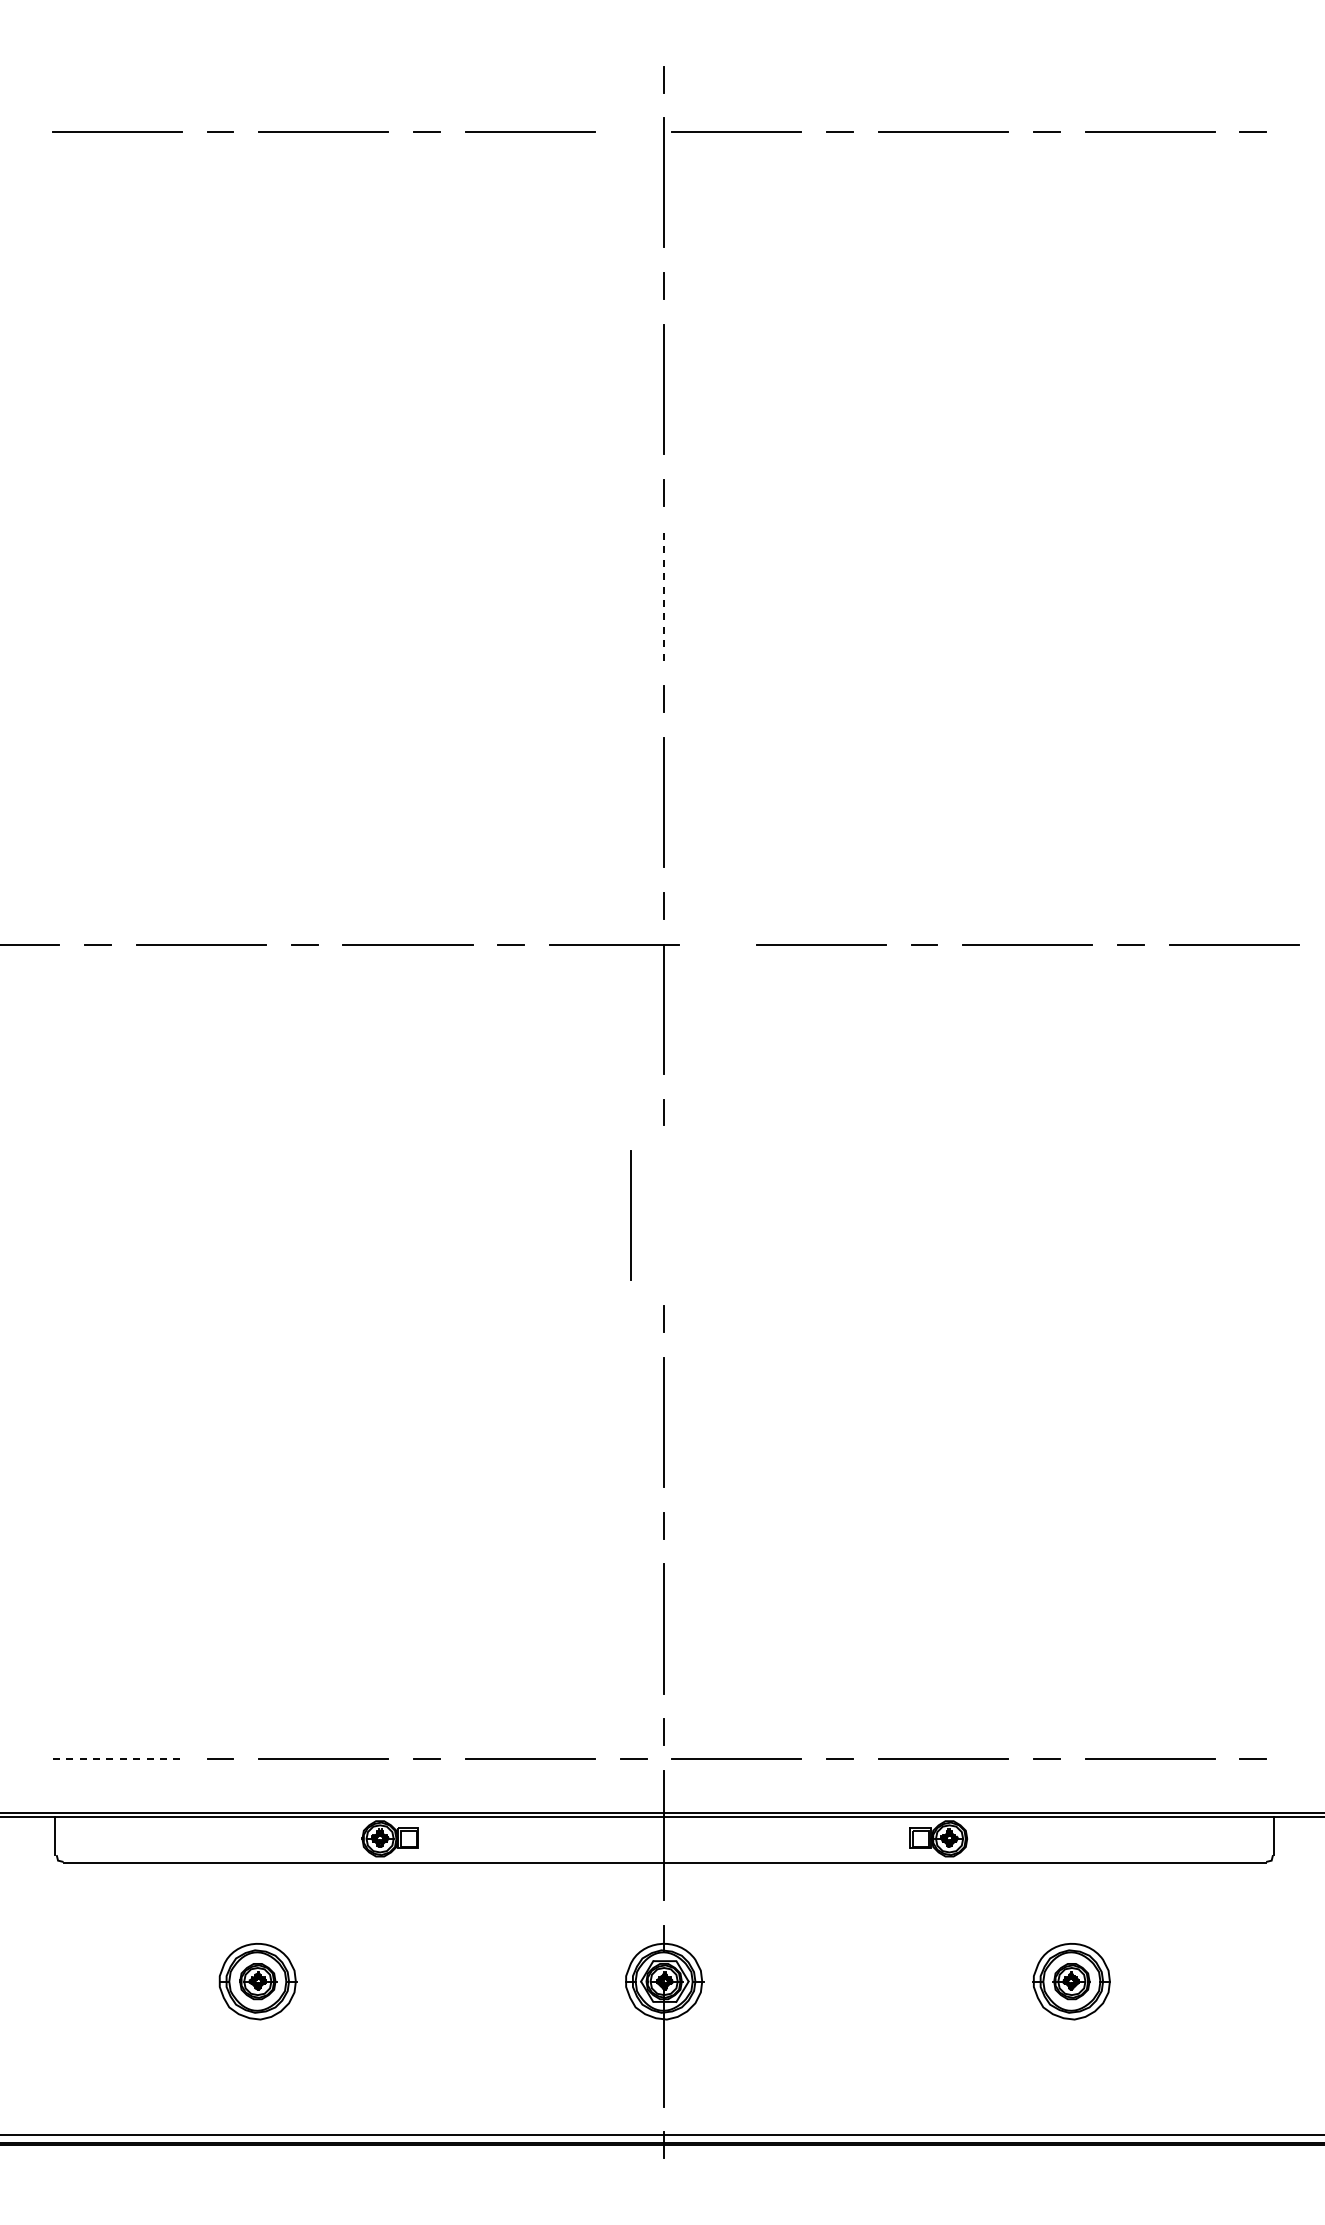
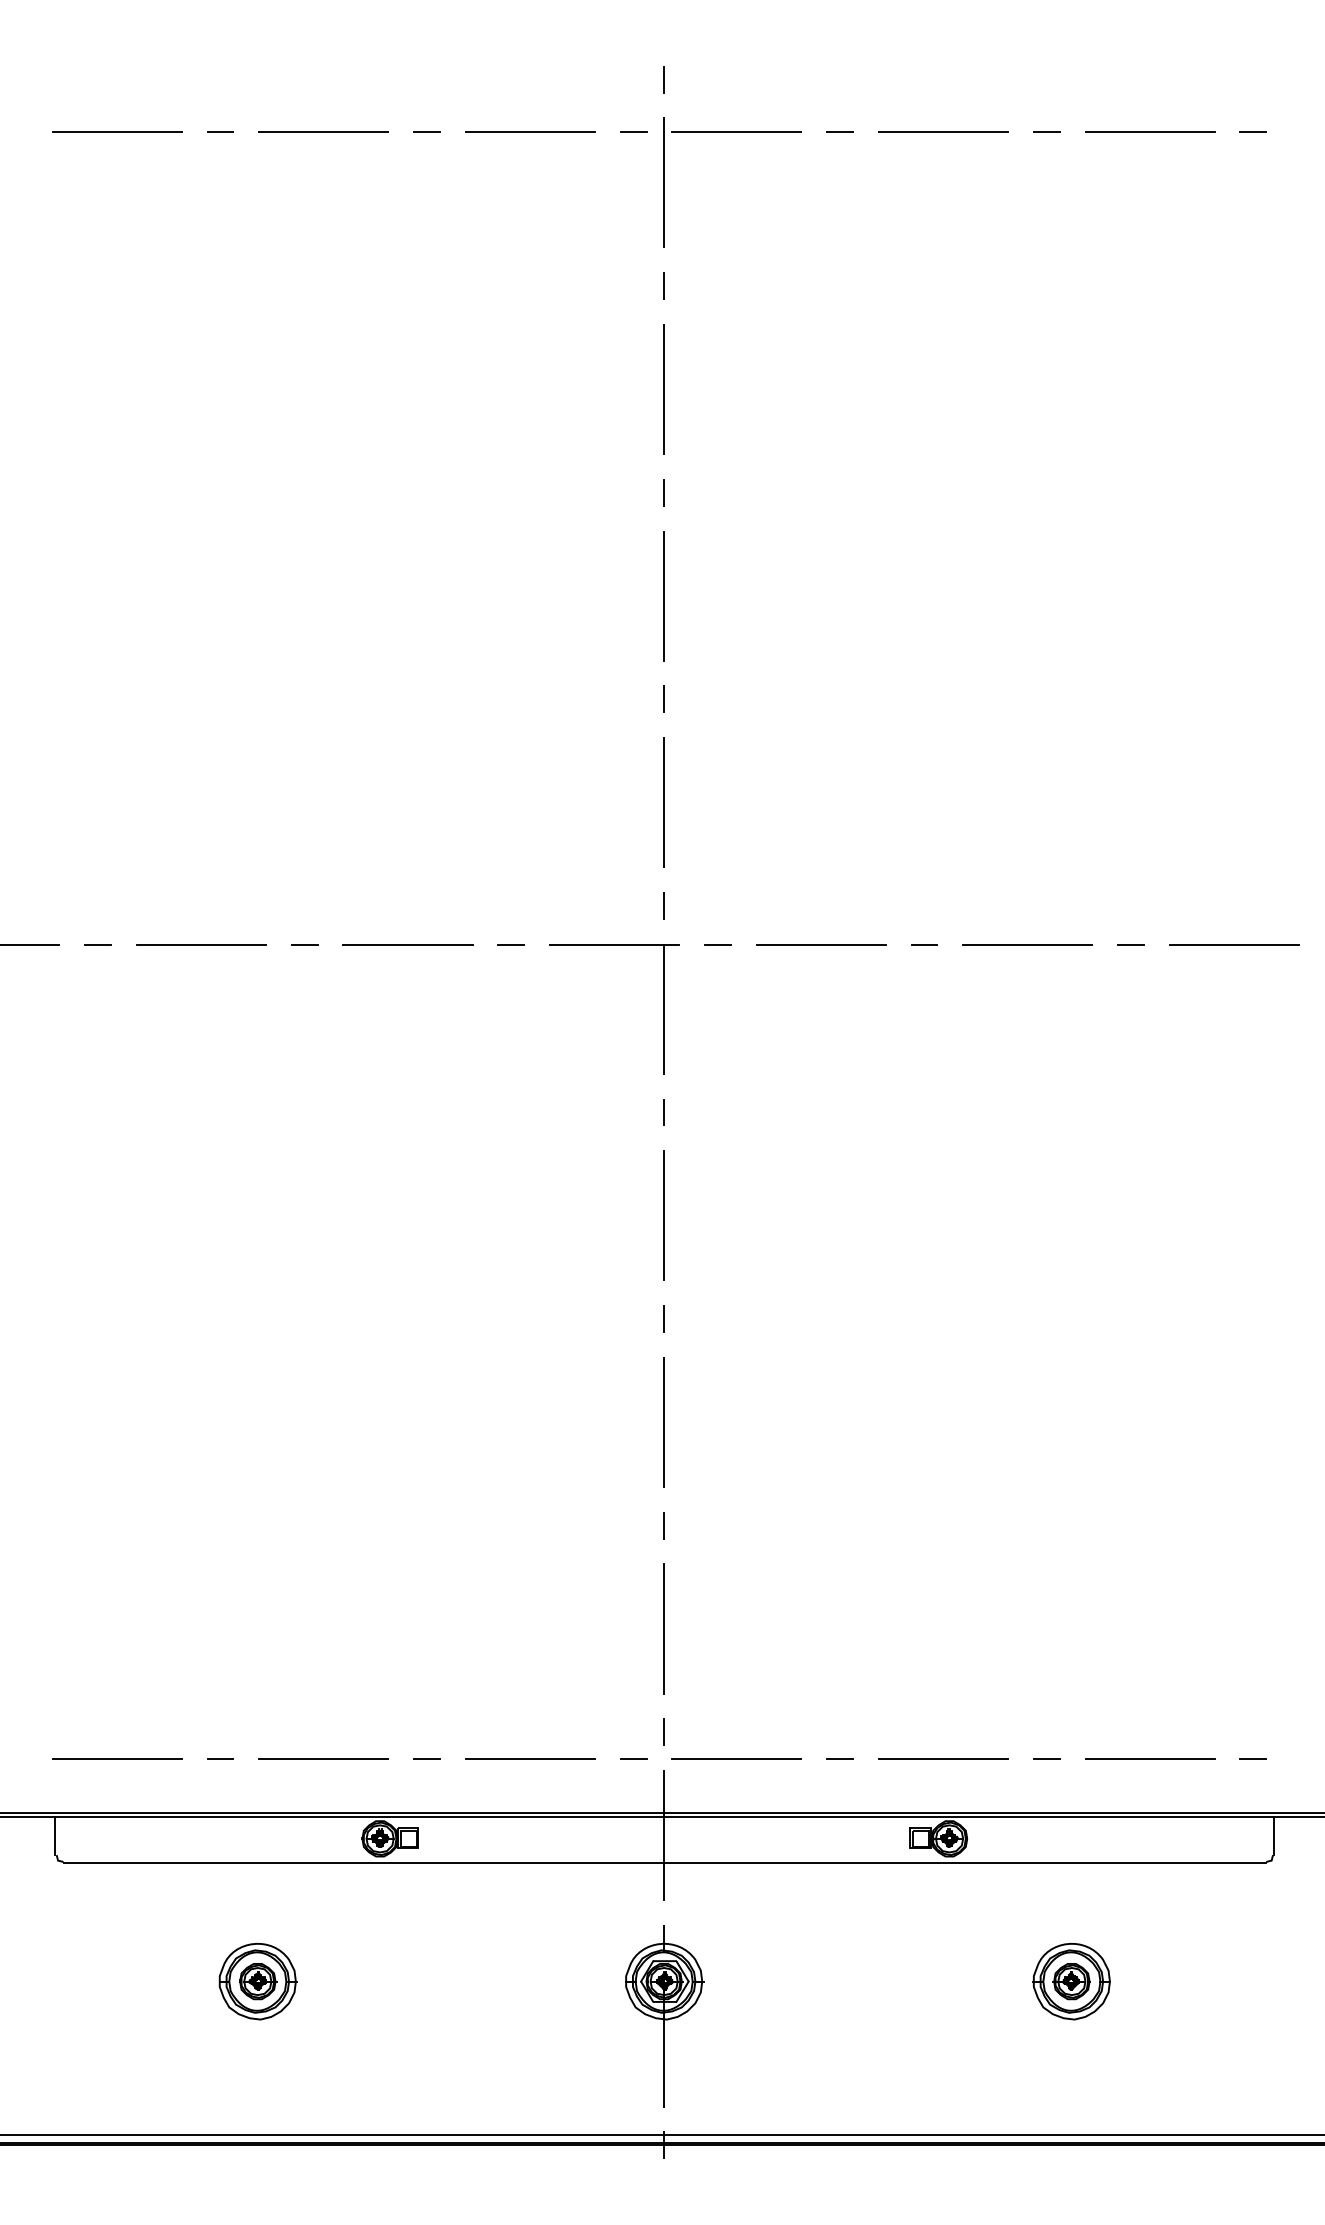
line: none -> present (633, 131)
line: dashed -> solid (664, 596)
line: none -> present (717, 944)
line position: (630, 1215) -> (663, 1215) (663, 1215)
line: dashed -> solid (117, 1758)
